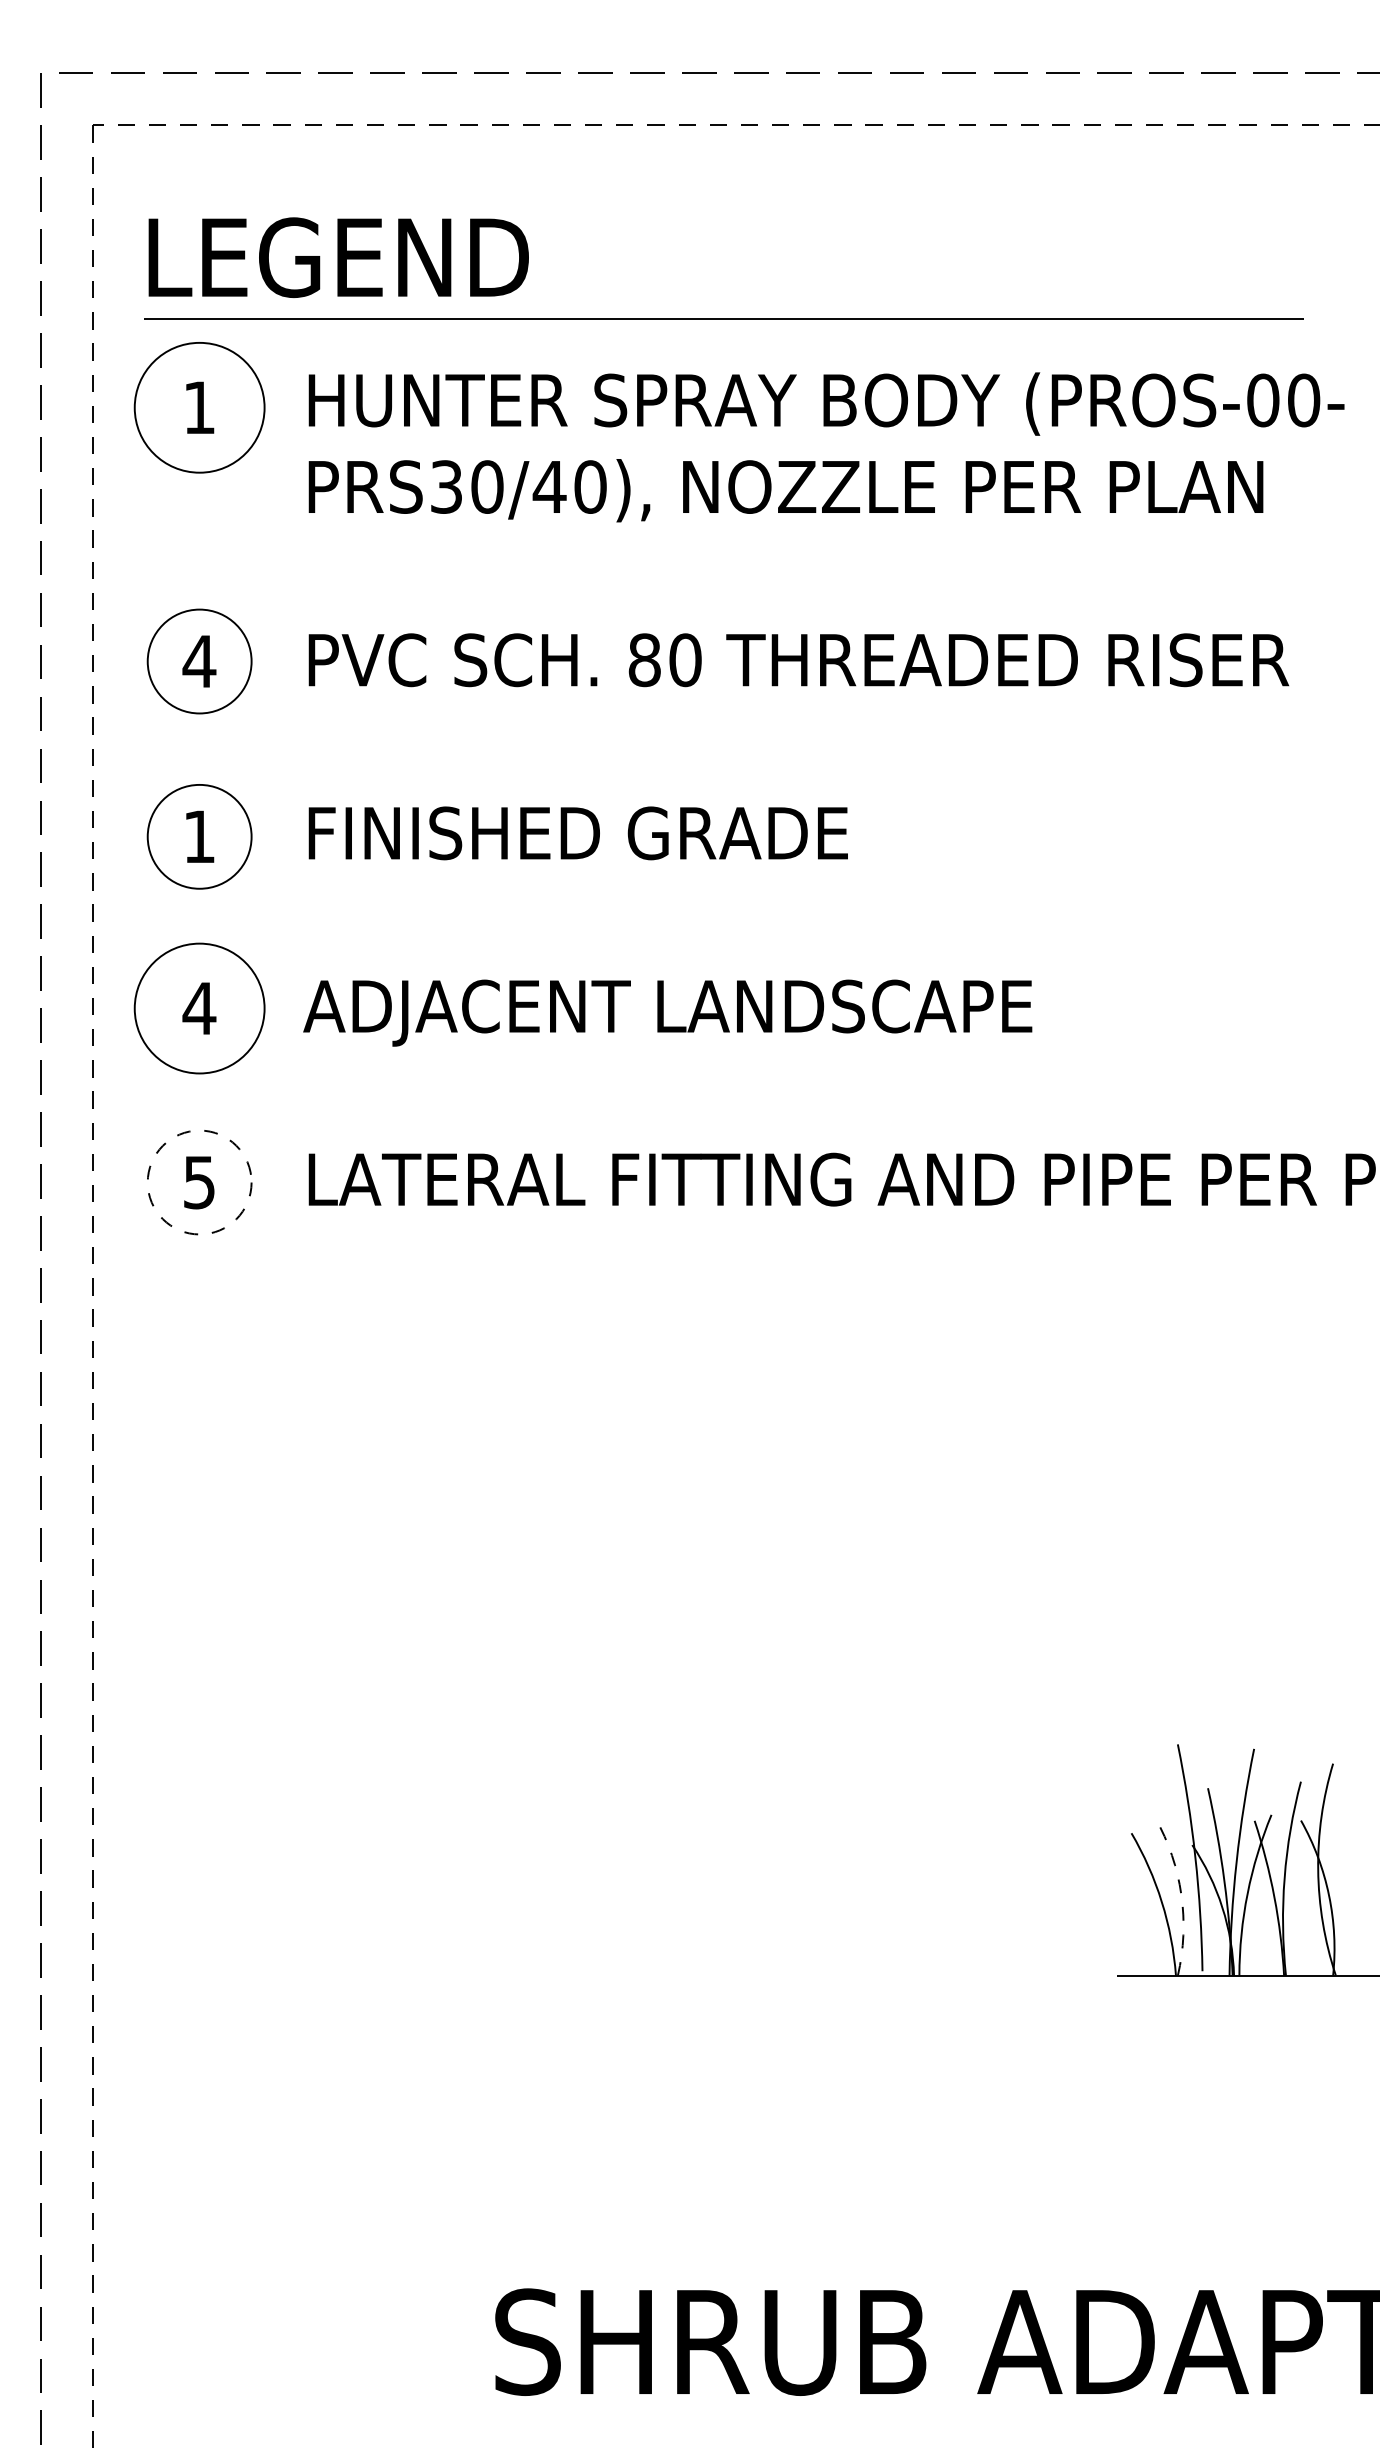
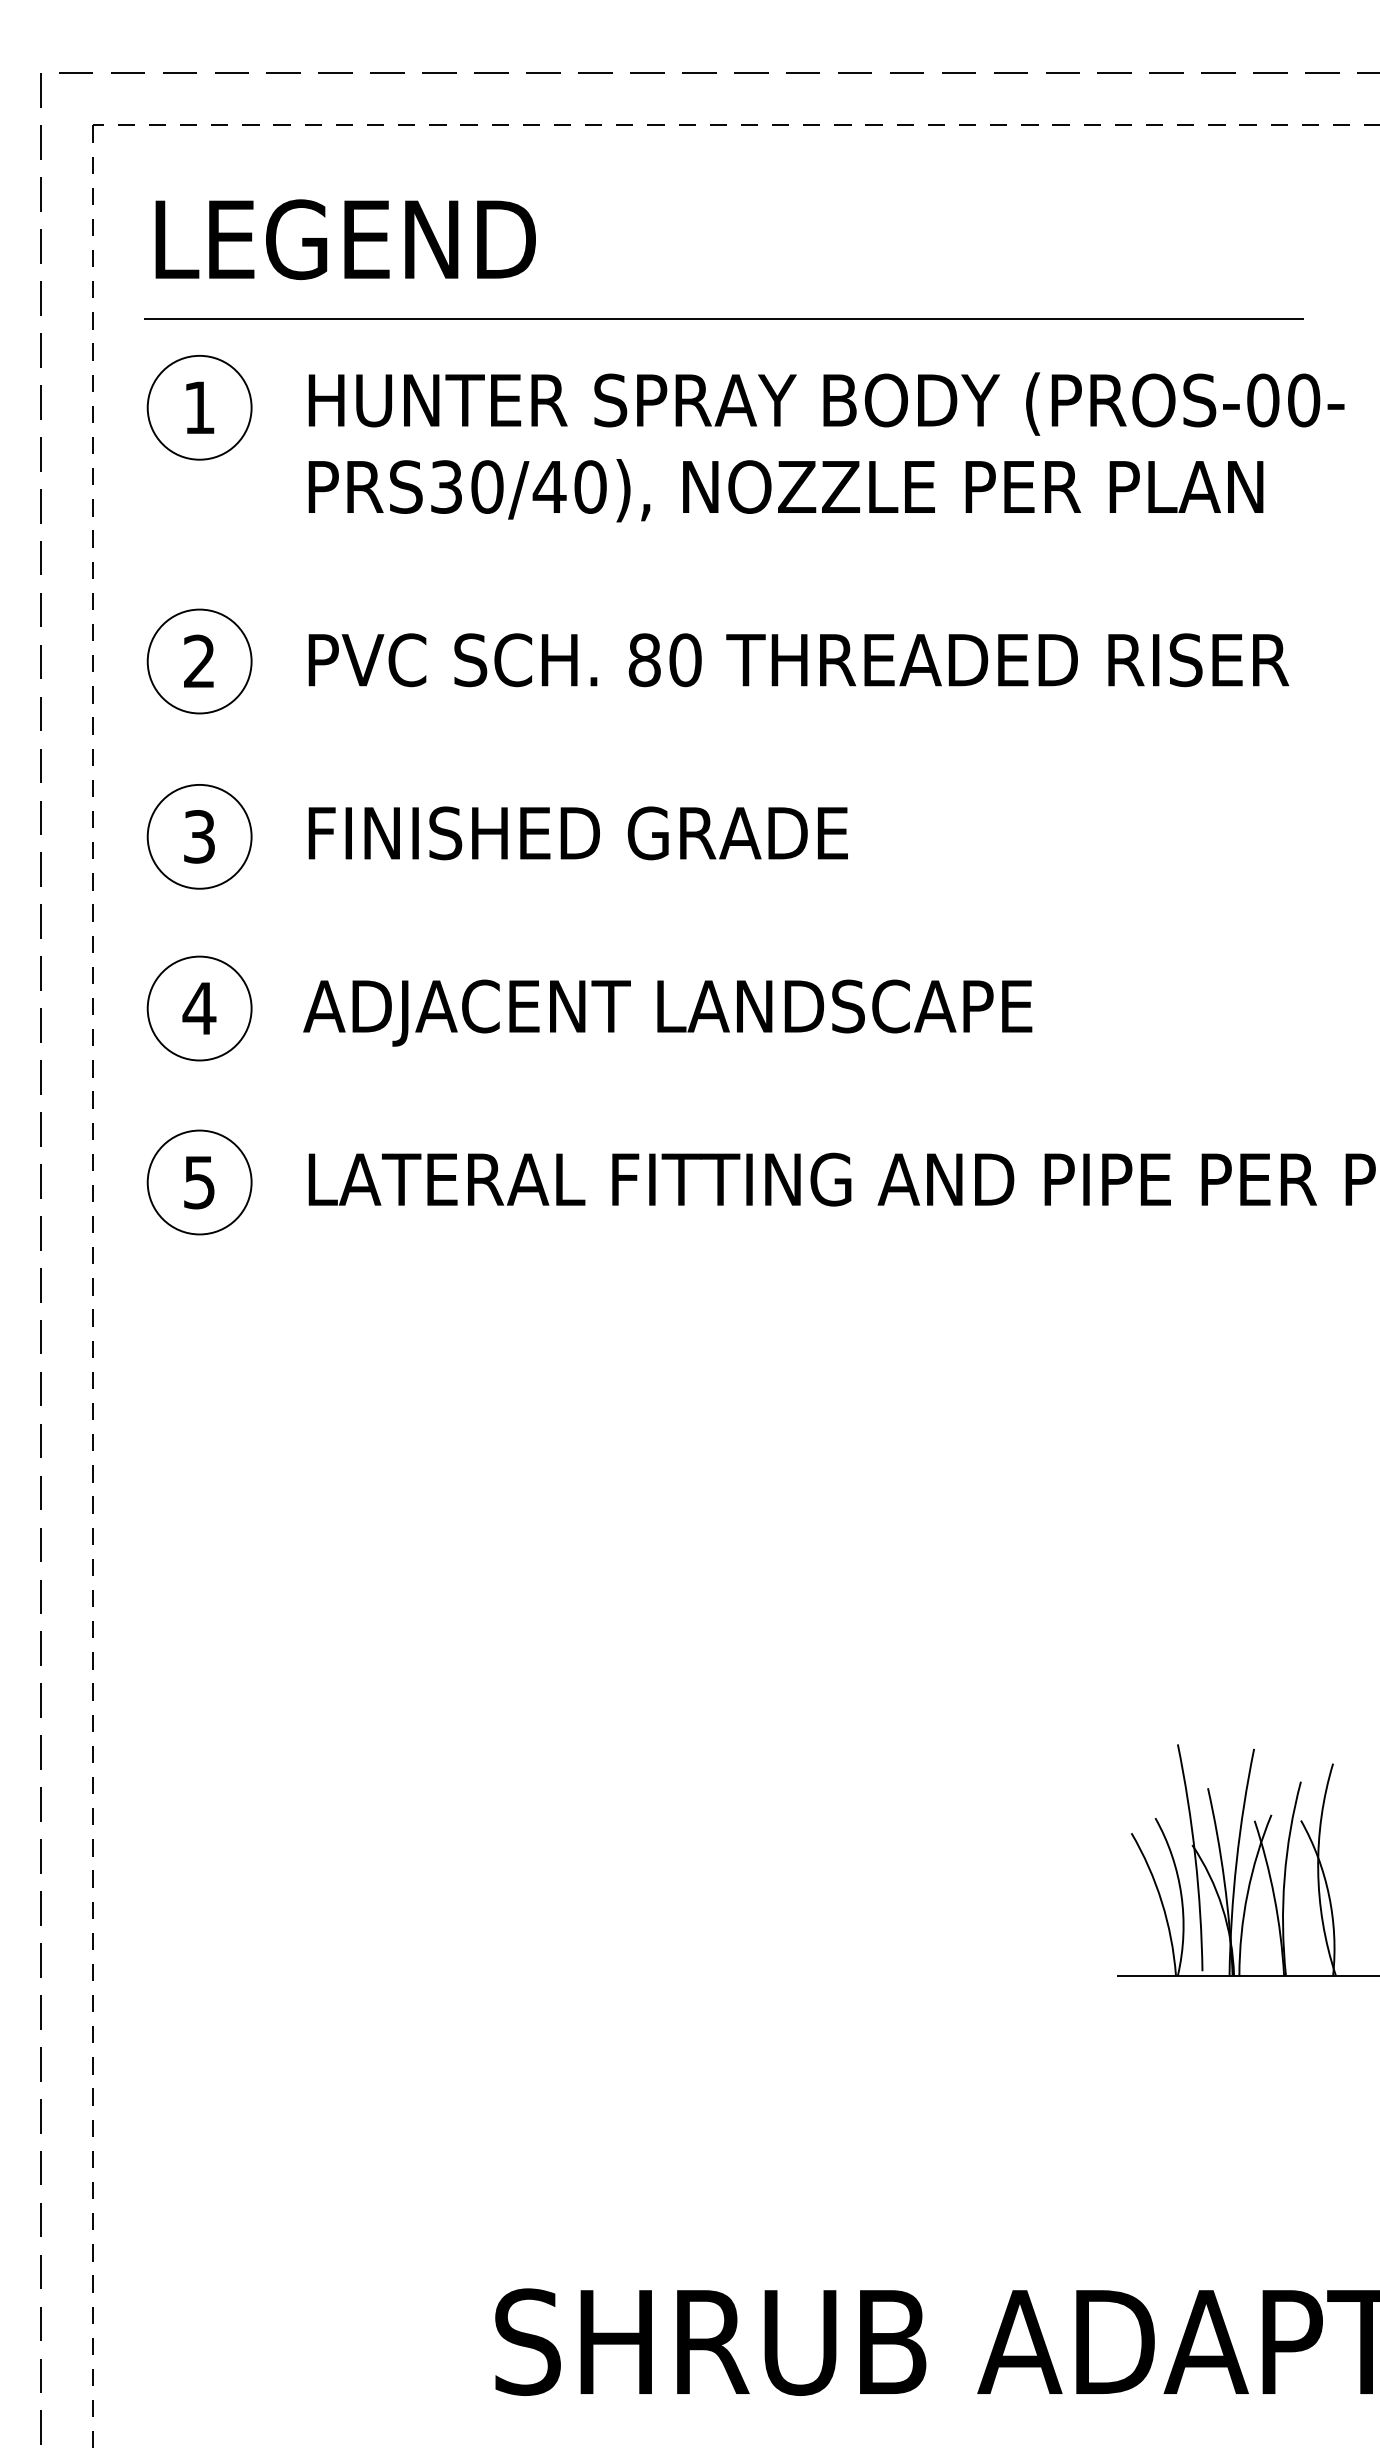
text position: (338, 257) -> (345, 239) (345, 239)
circle diameter: 130 px -> 104 px (199, 407)
text: 4 -> 2 (199, 660)
text: 1 -> 3 (199, 836)
circle diameter: 130 px -> 104 px (199, 1008)
circle: dashed -> solid (199, 1182)
arc: dashed -> solid (1181, 1894)
